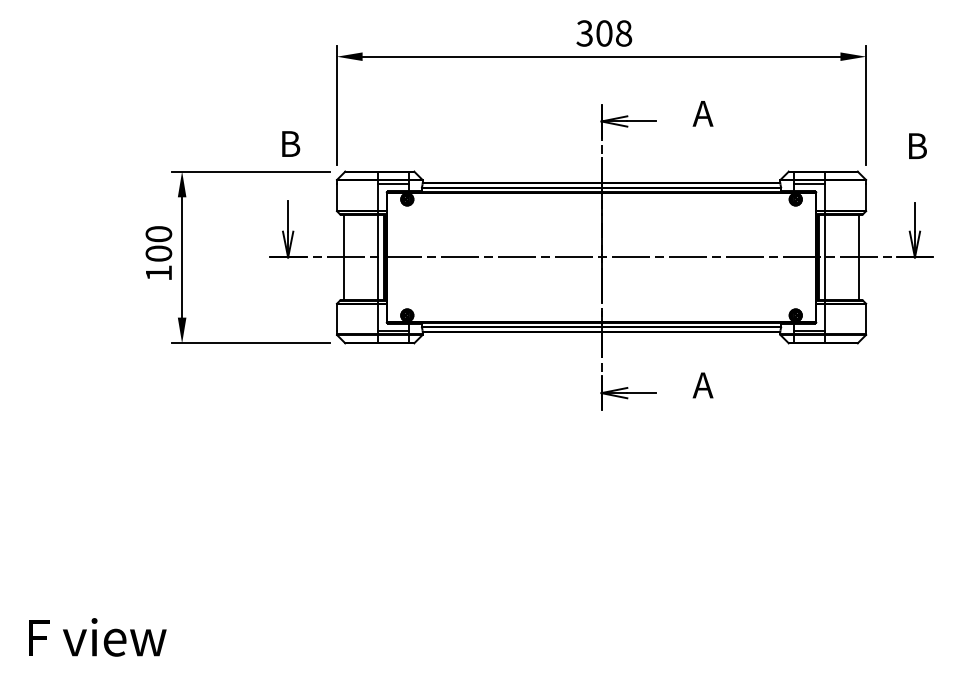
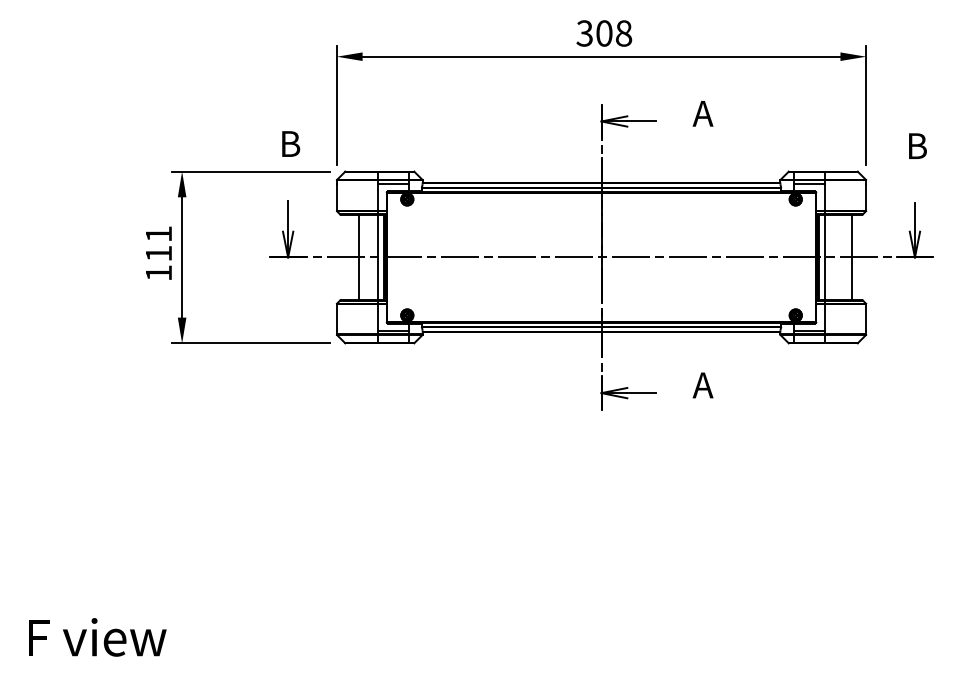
text: 100 -> 111 (158, 243)
line position: (343, 257) -> (358, 257) (358, 257)
line position: (859, 257) -> (852, 257) (852, 257)
